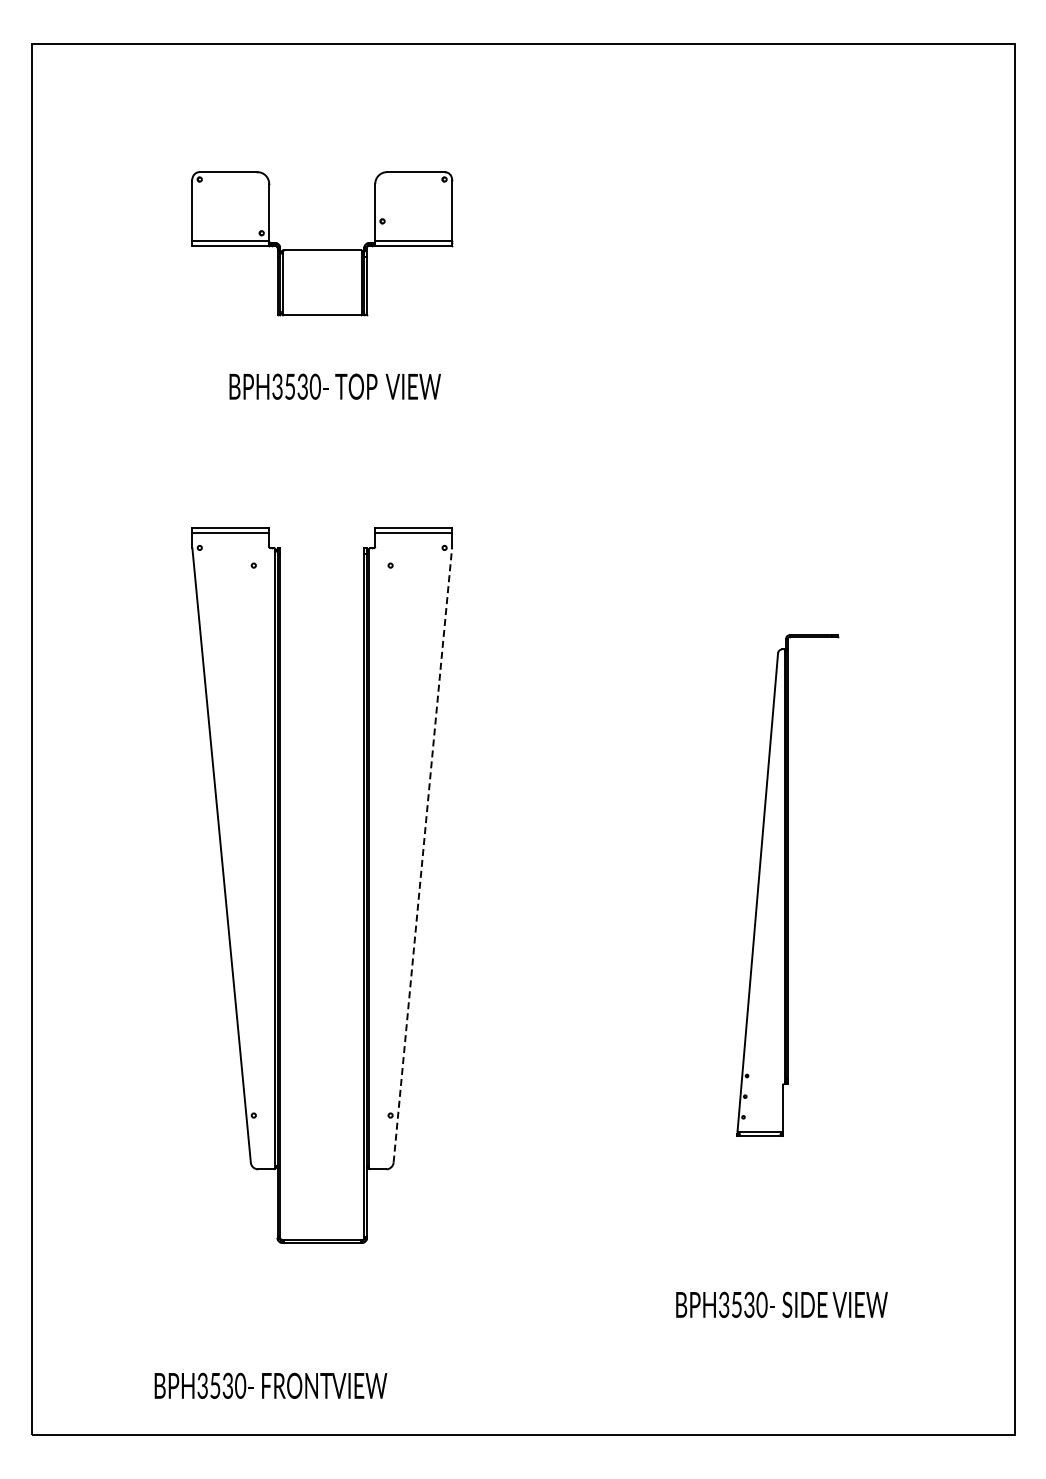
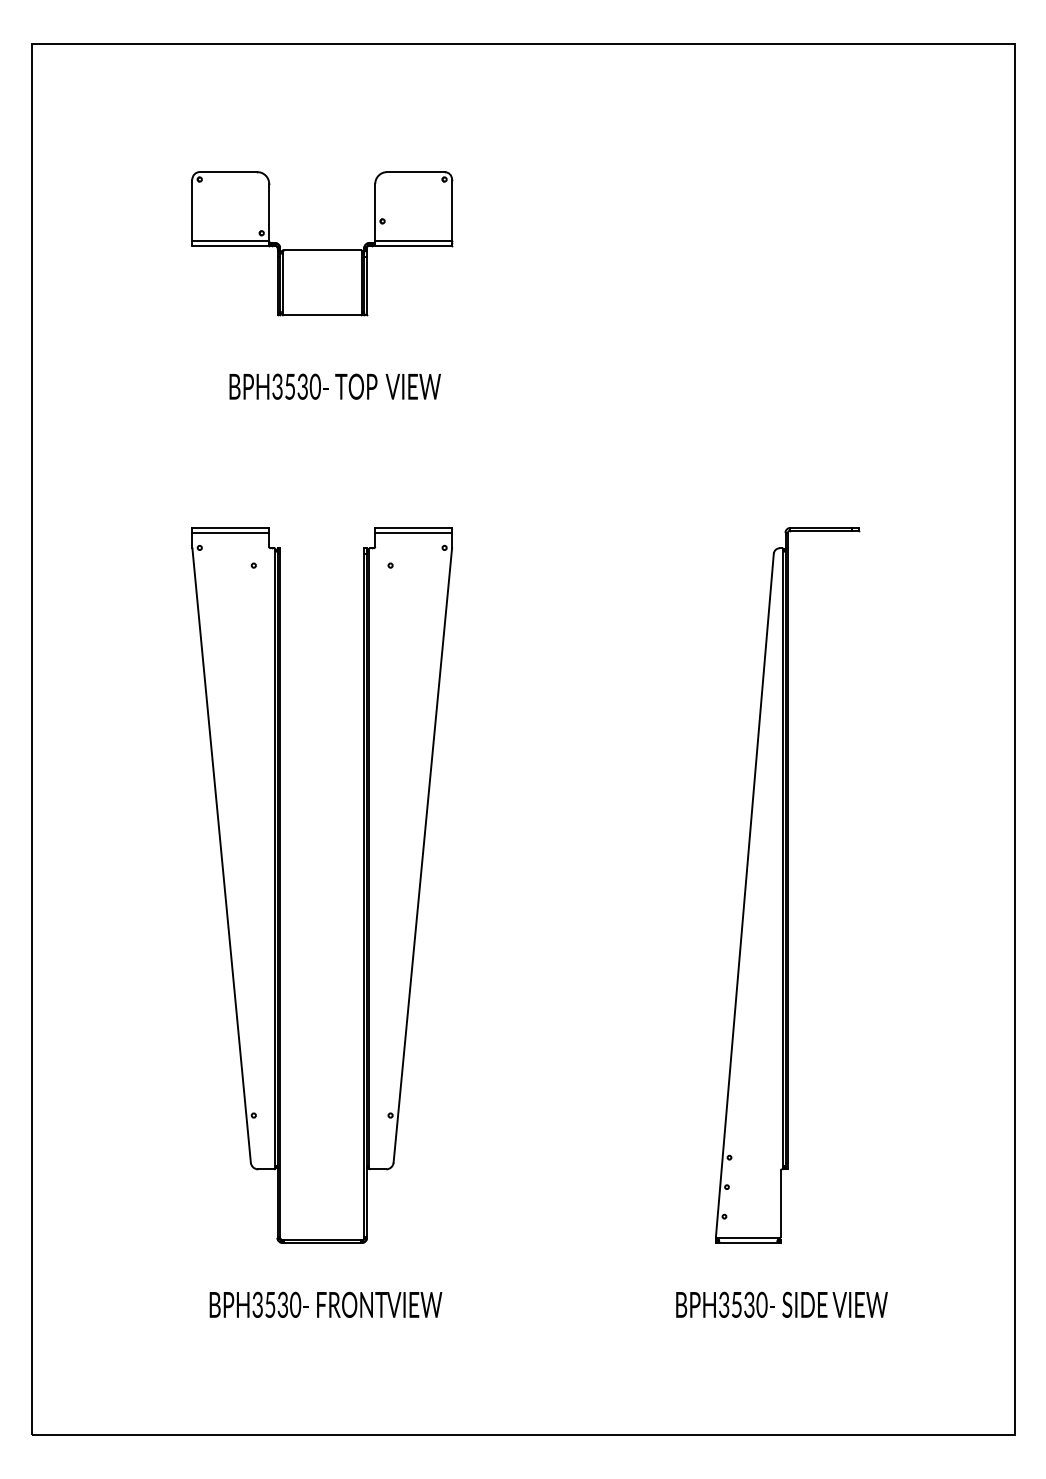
line: dashed -> solid (422, 855)
part size: 104x503 px -> 146x717 px (787, 885)
text position: (270, 1385) -> (325, 1304) (325, 1304)
